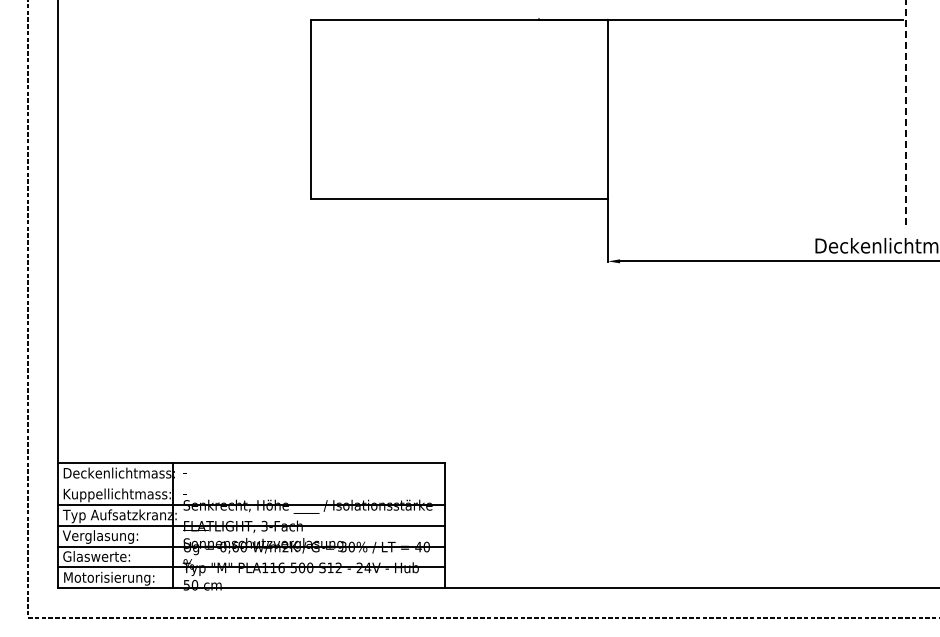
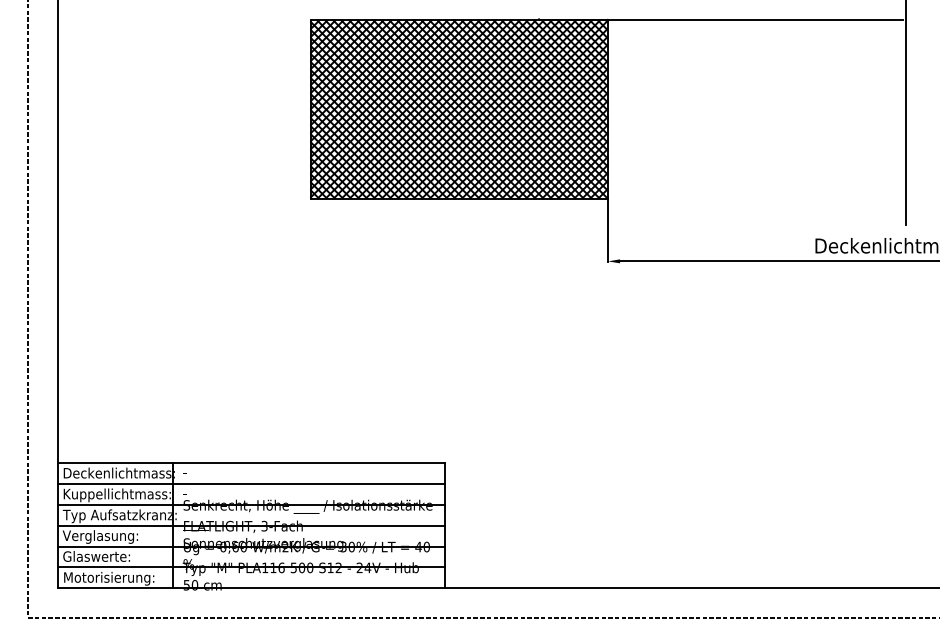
hatch: none -> present (459, 109)
line: dashed -> solid (905, 112)
line: none -> present (250, 484)
